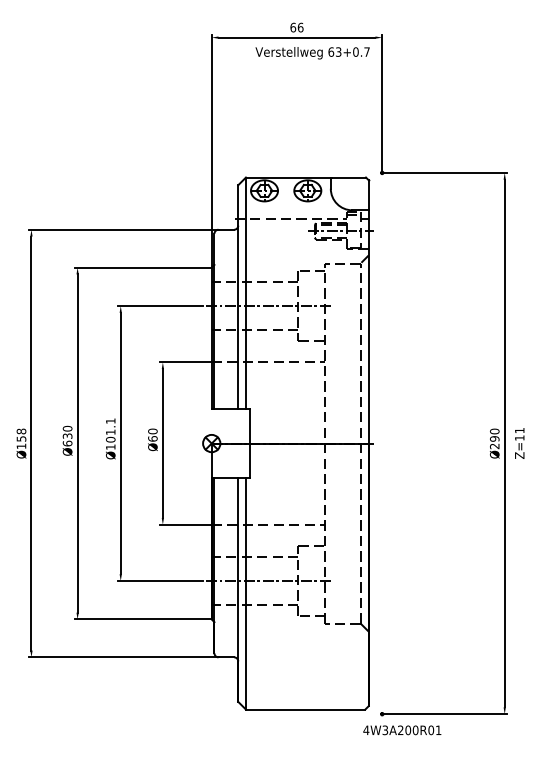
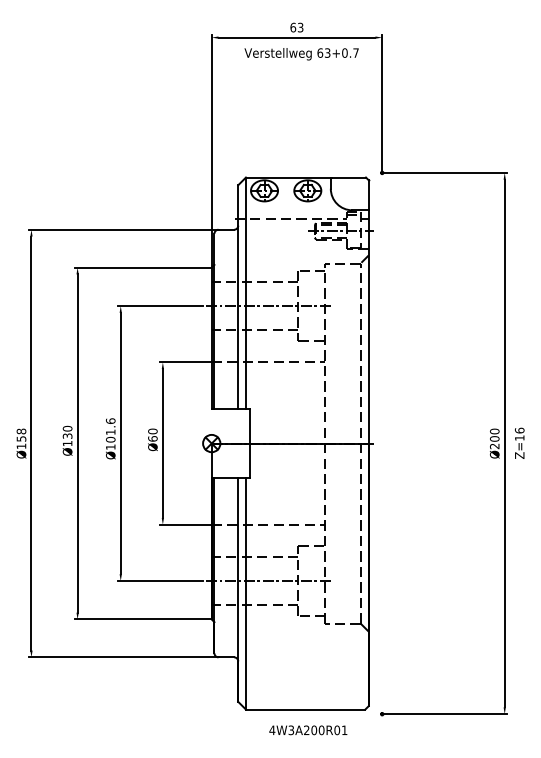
text: 66 -> 63 (300, 27)
text position: (312, 53) -> (301, 54) (301, 54)
text: Ø101.1 -> Ø101.6 (110, 420)
text: Z=11 -> Z=16 (519, 430)
text: Ø290 -> Ø200 (494, 438)
text: Ø630 -> Ø130 (67, 443)
text position: (402, 730) -> (308, 730) (308, 730)
